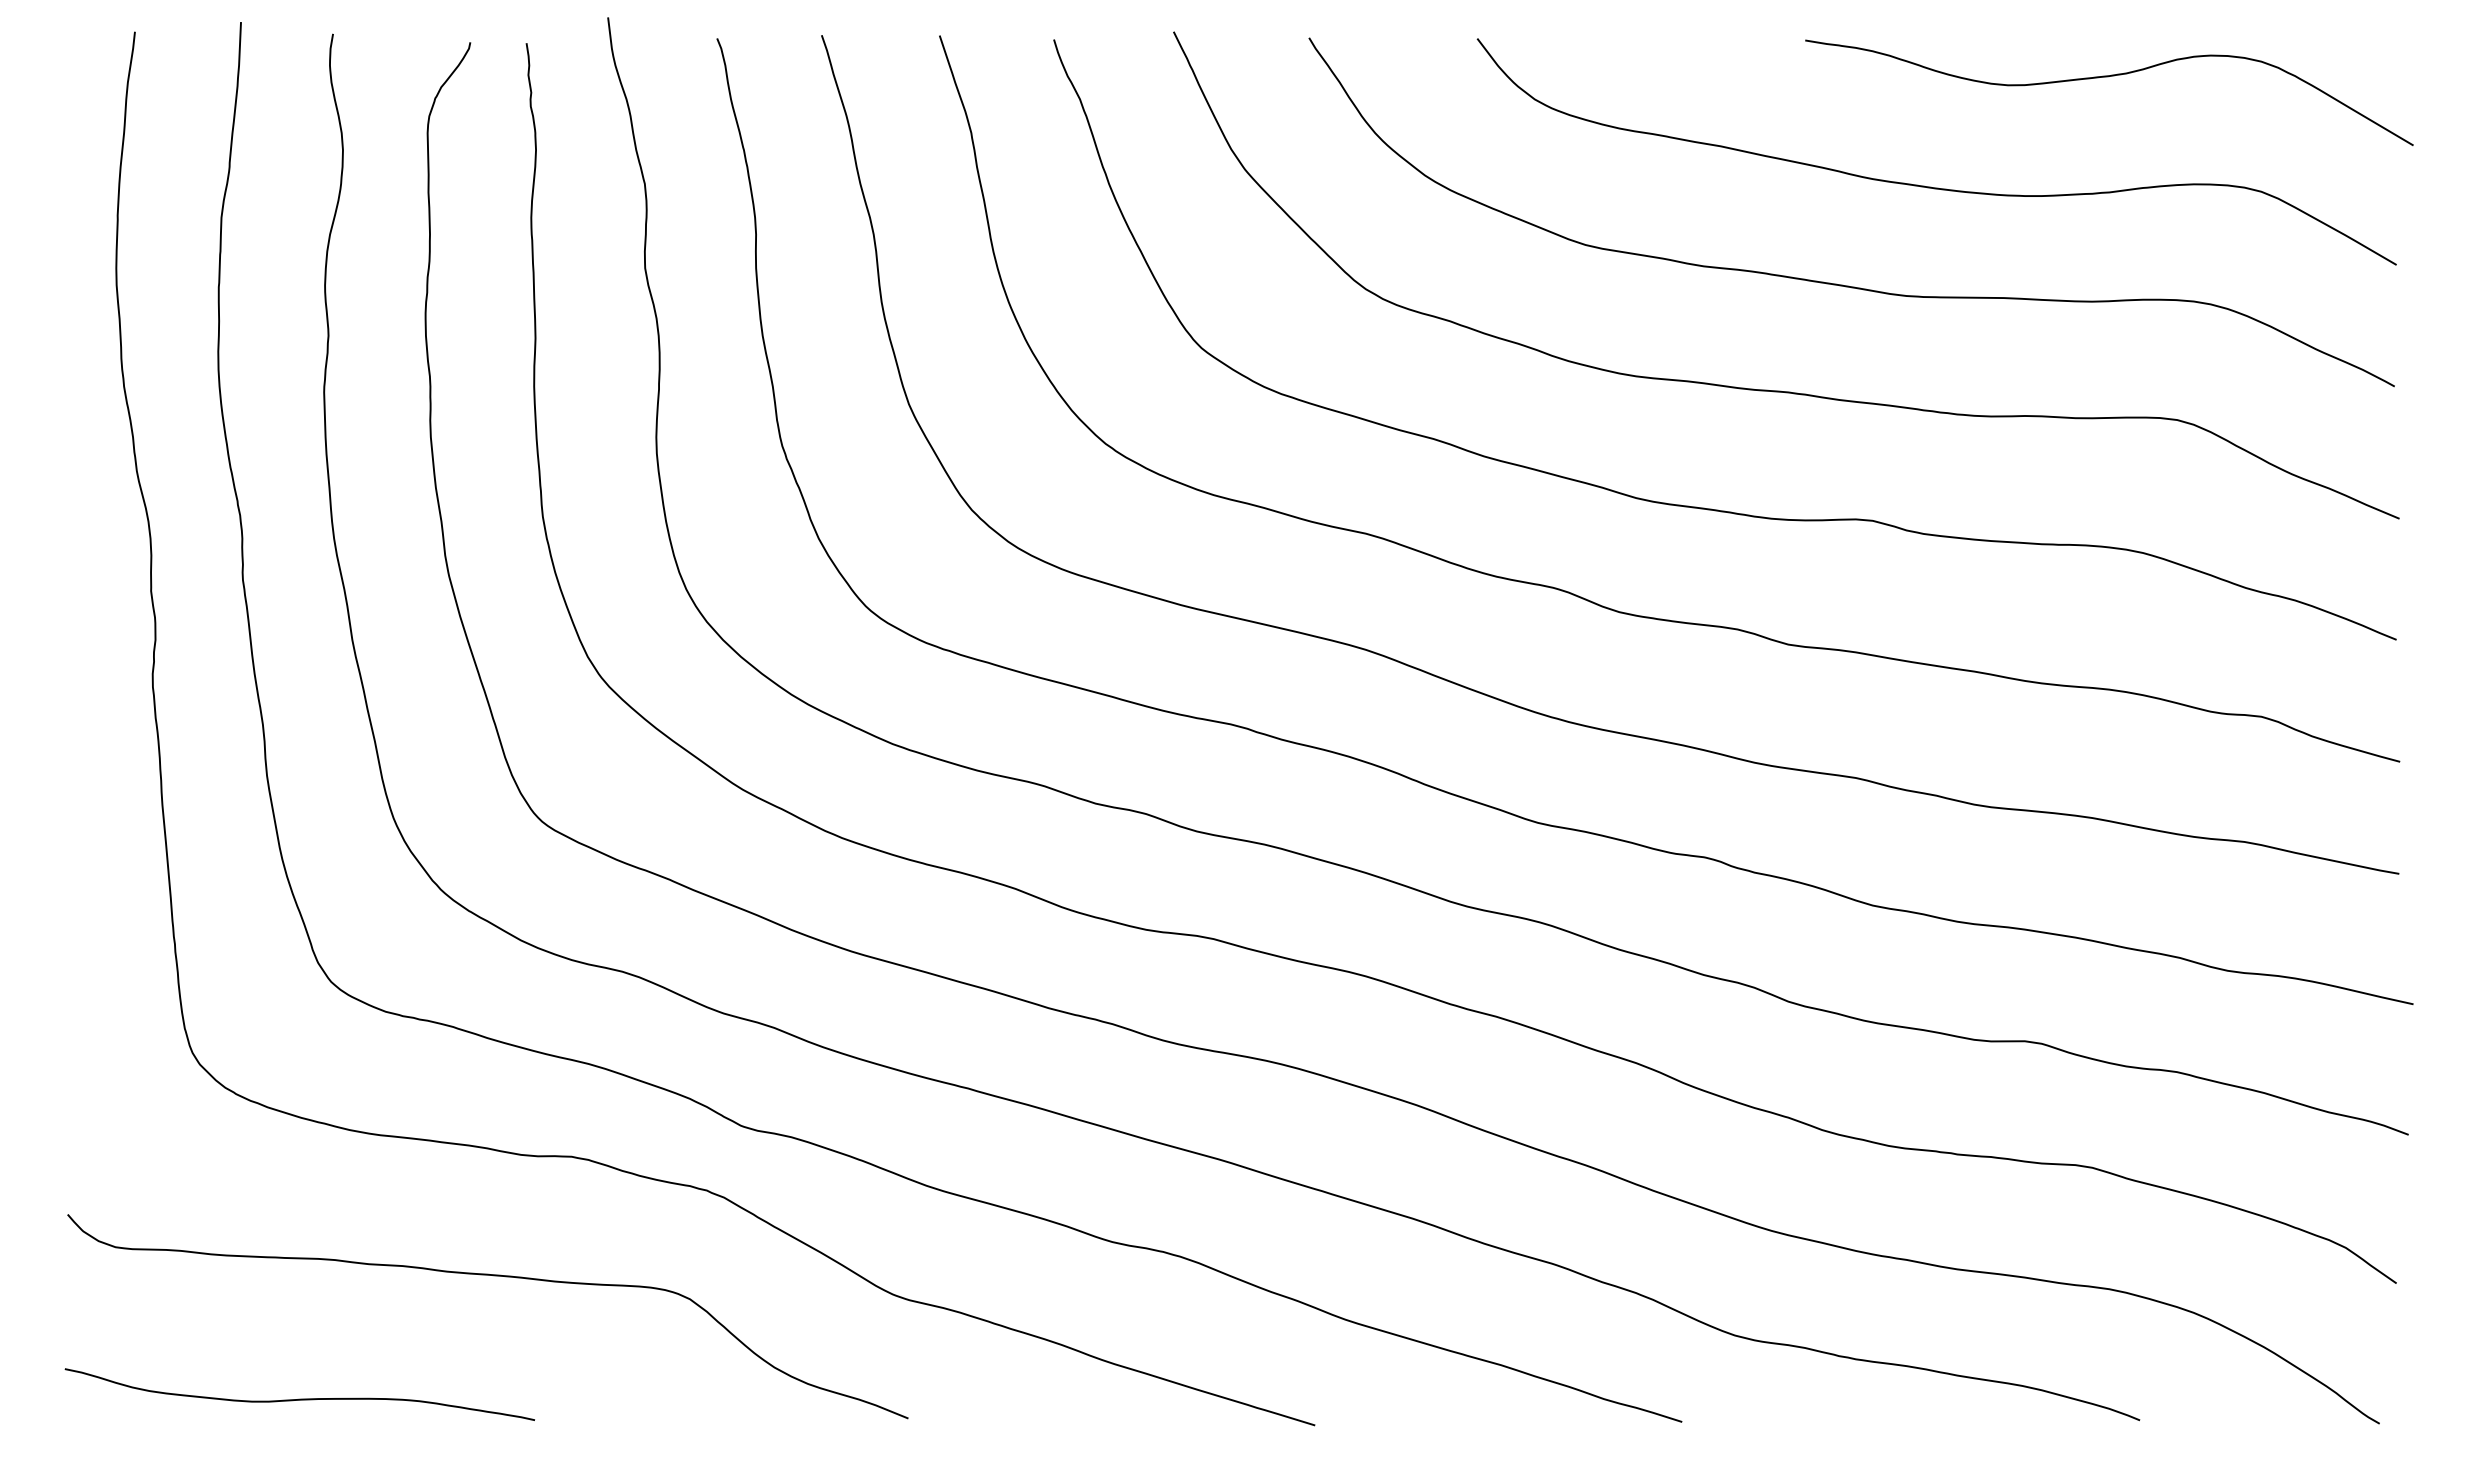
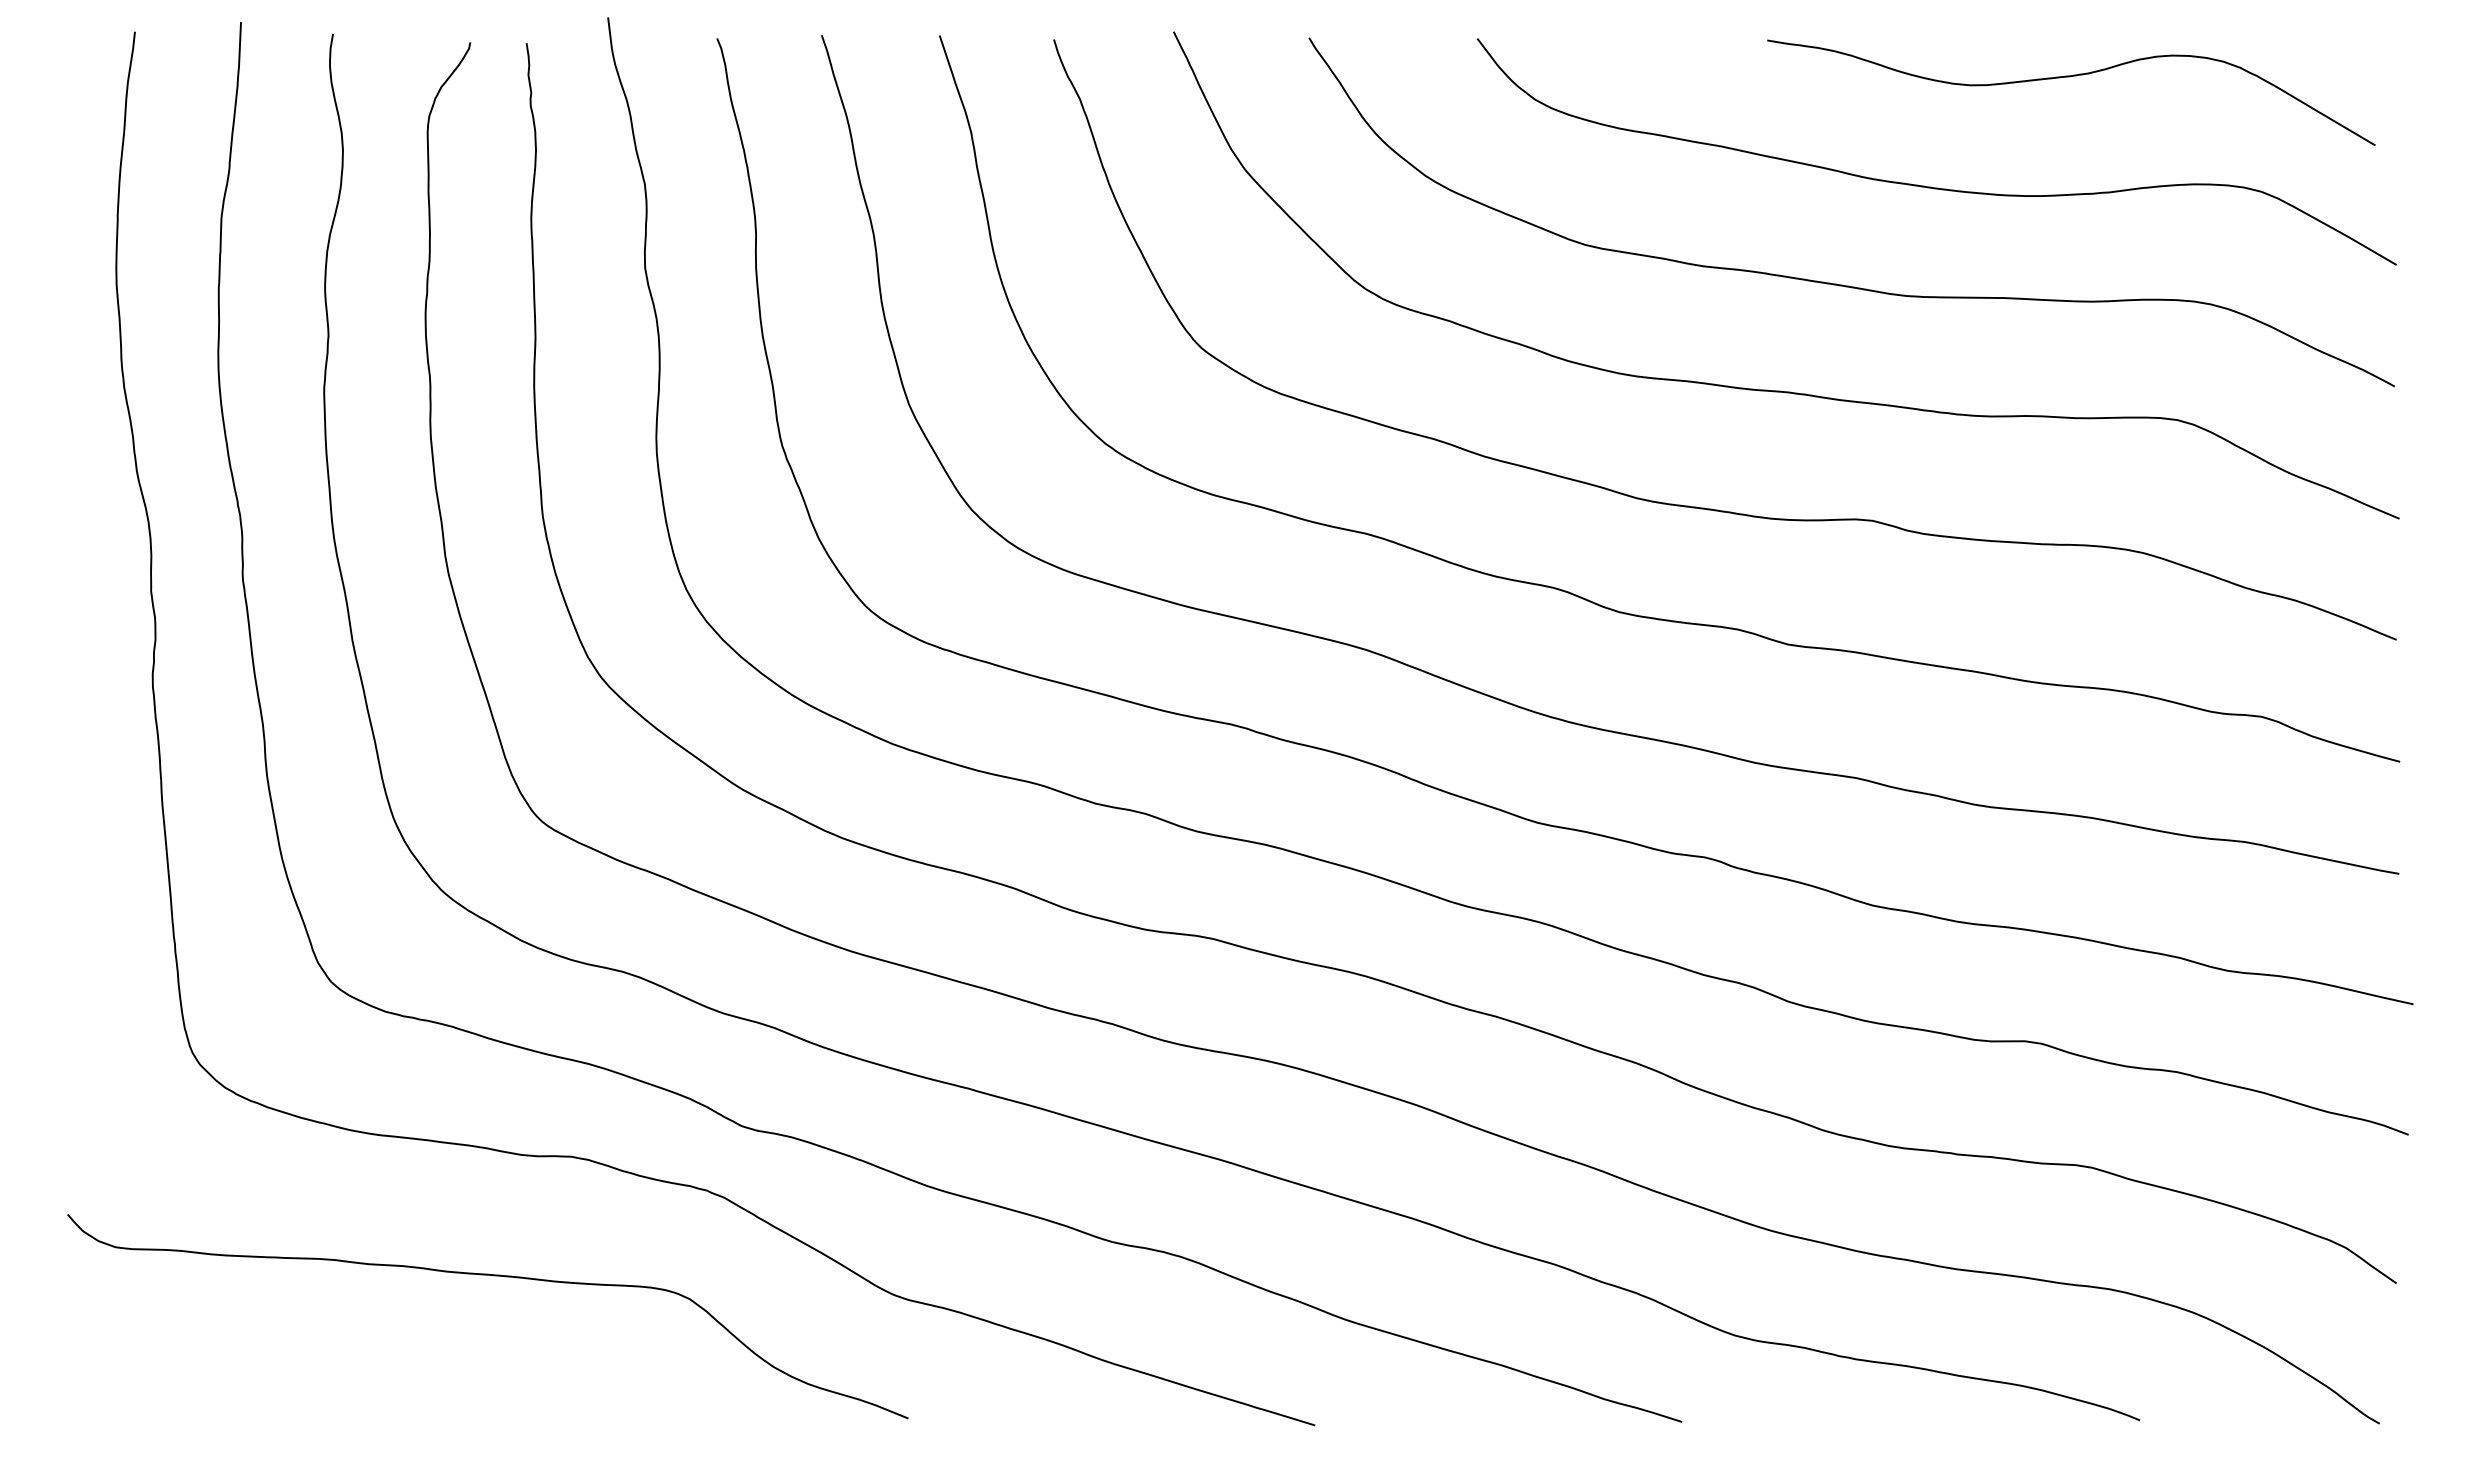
curve position: (2108, 77) -> (2070, 77) (2070, 77)
curve: present -> none (299, 1398)
